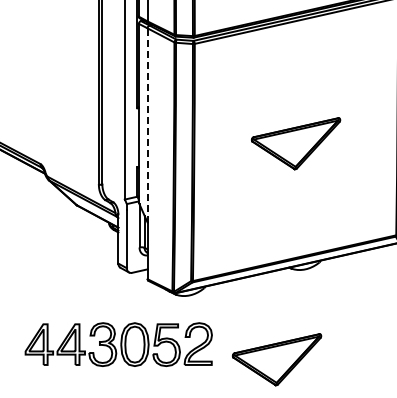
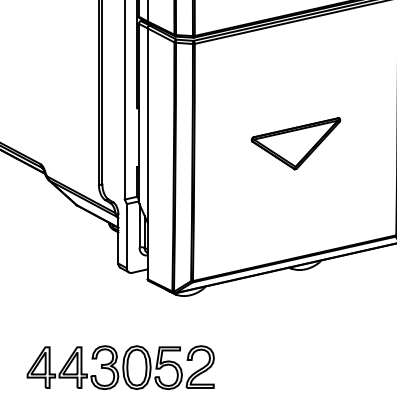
line: dashed -> solid (147, 124)
part position: (118, 344) -> (120, 367) (120, 367)
part: present -> none (277, 359)
